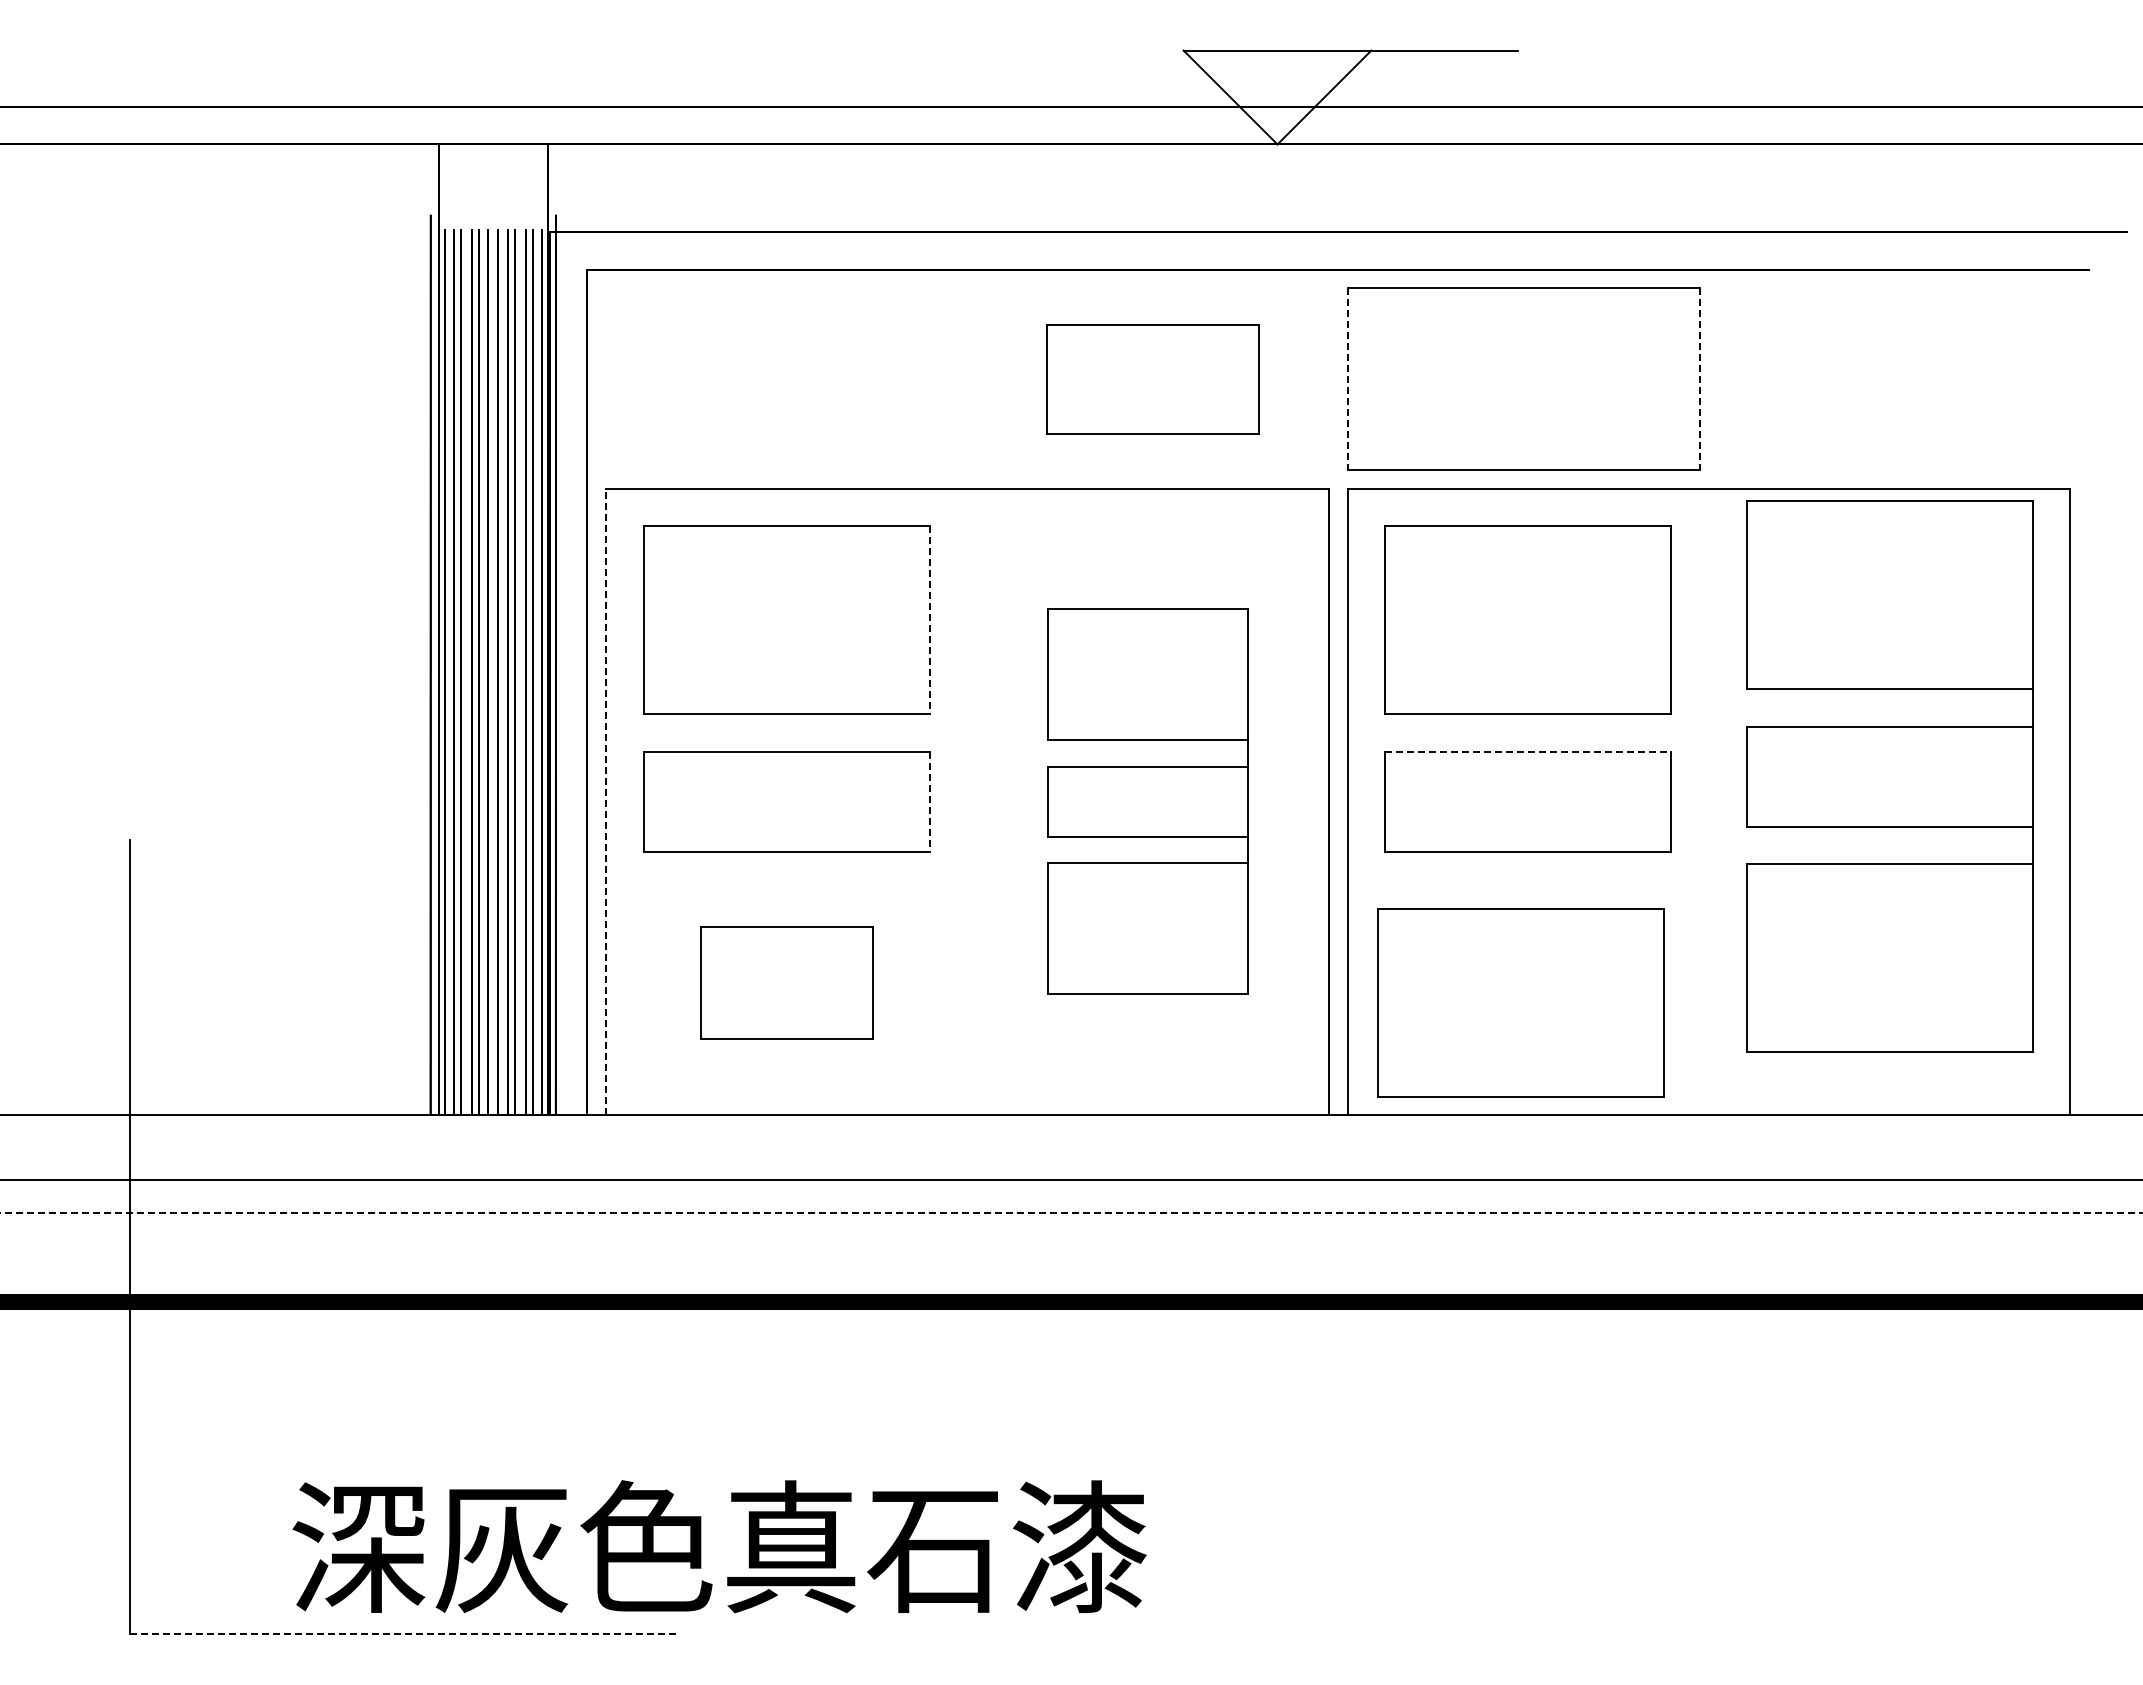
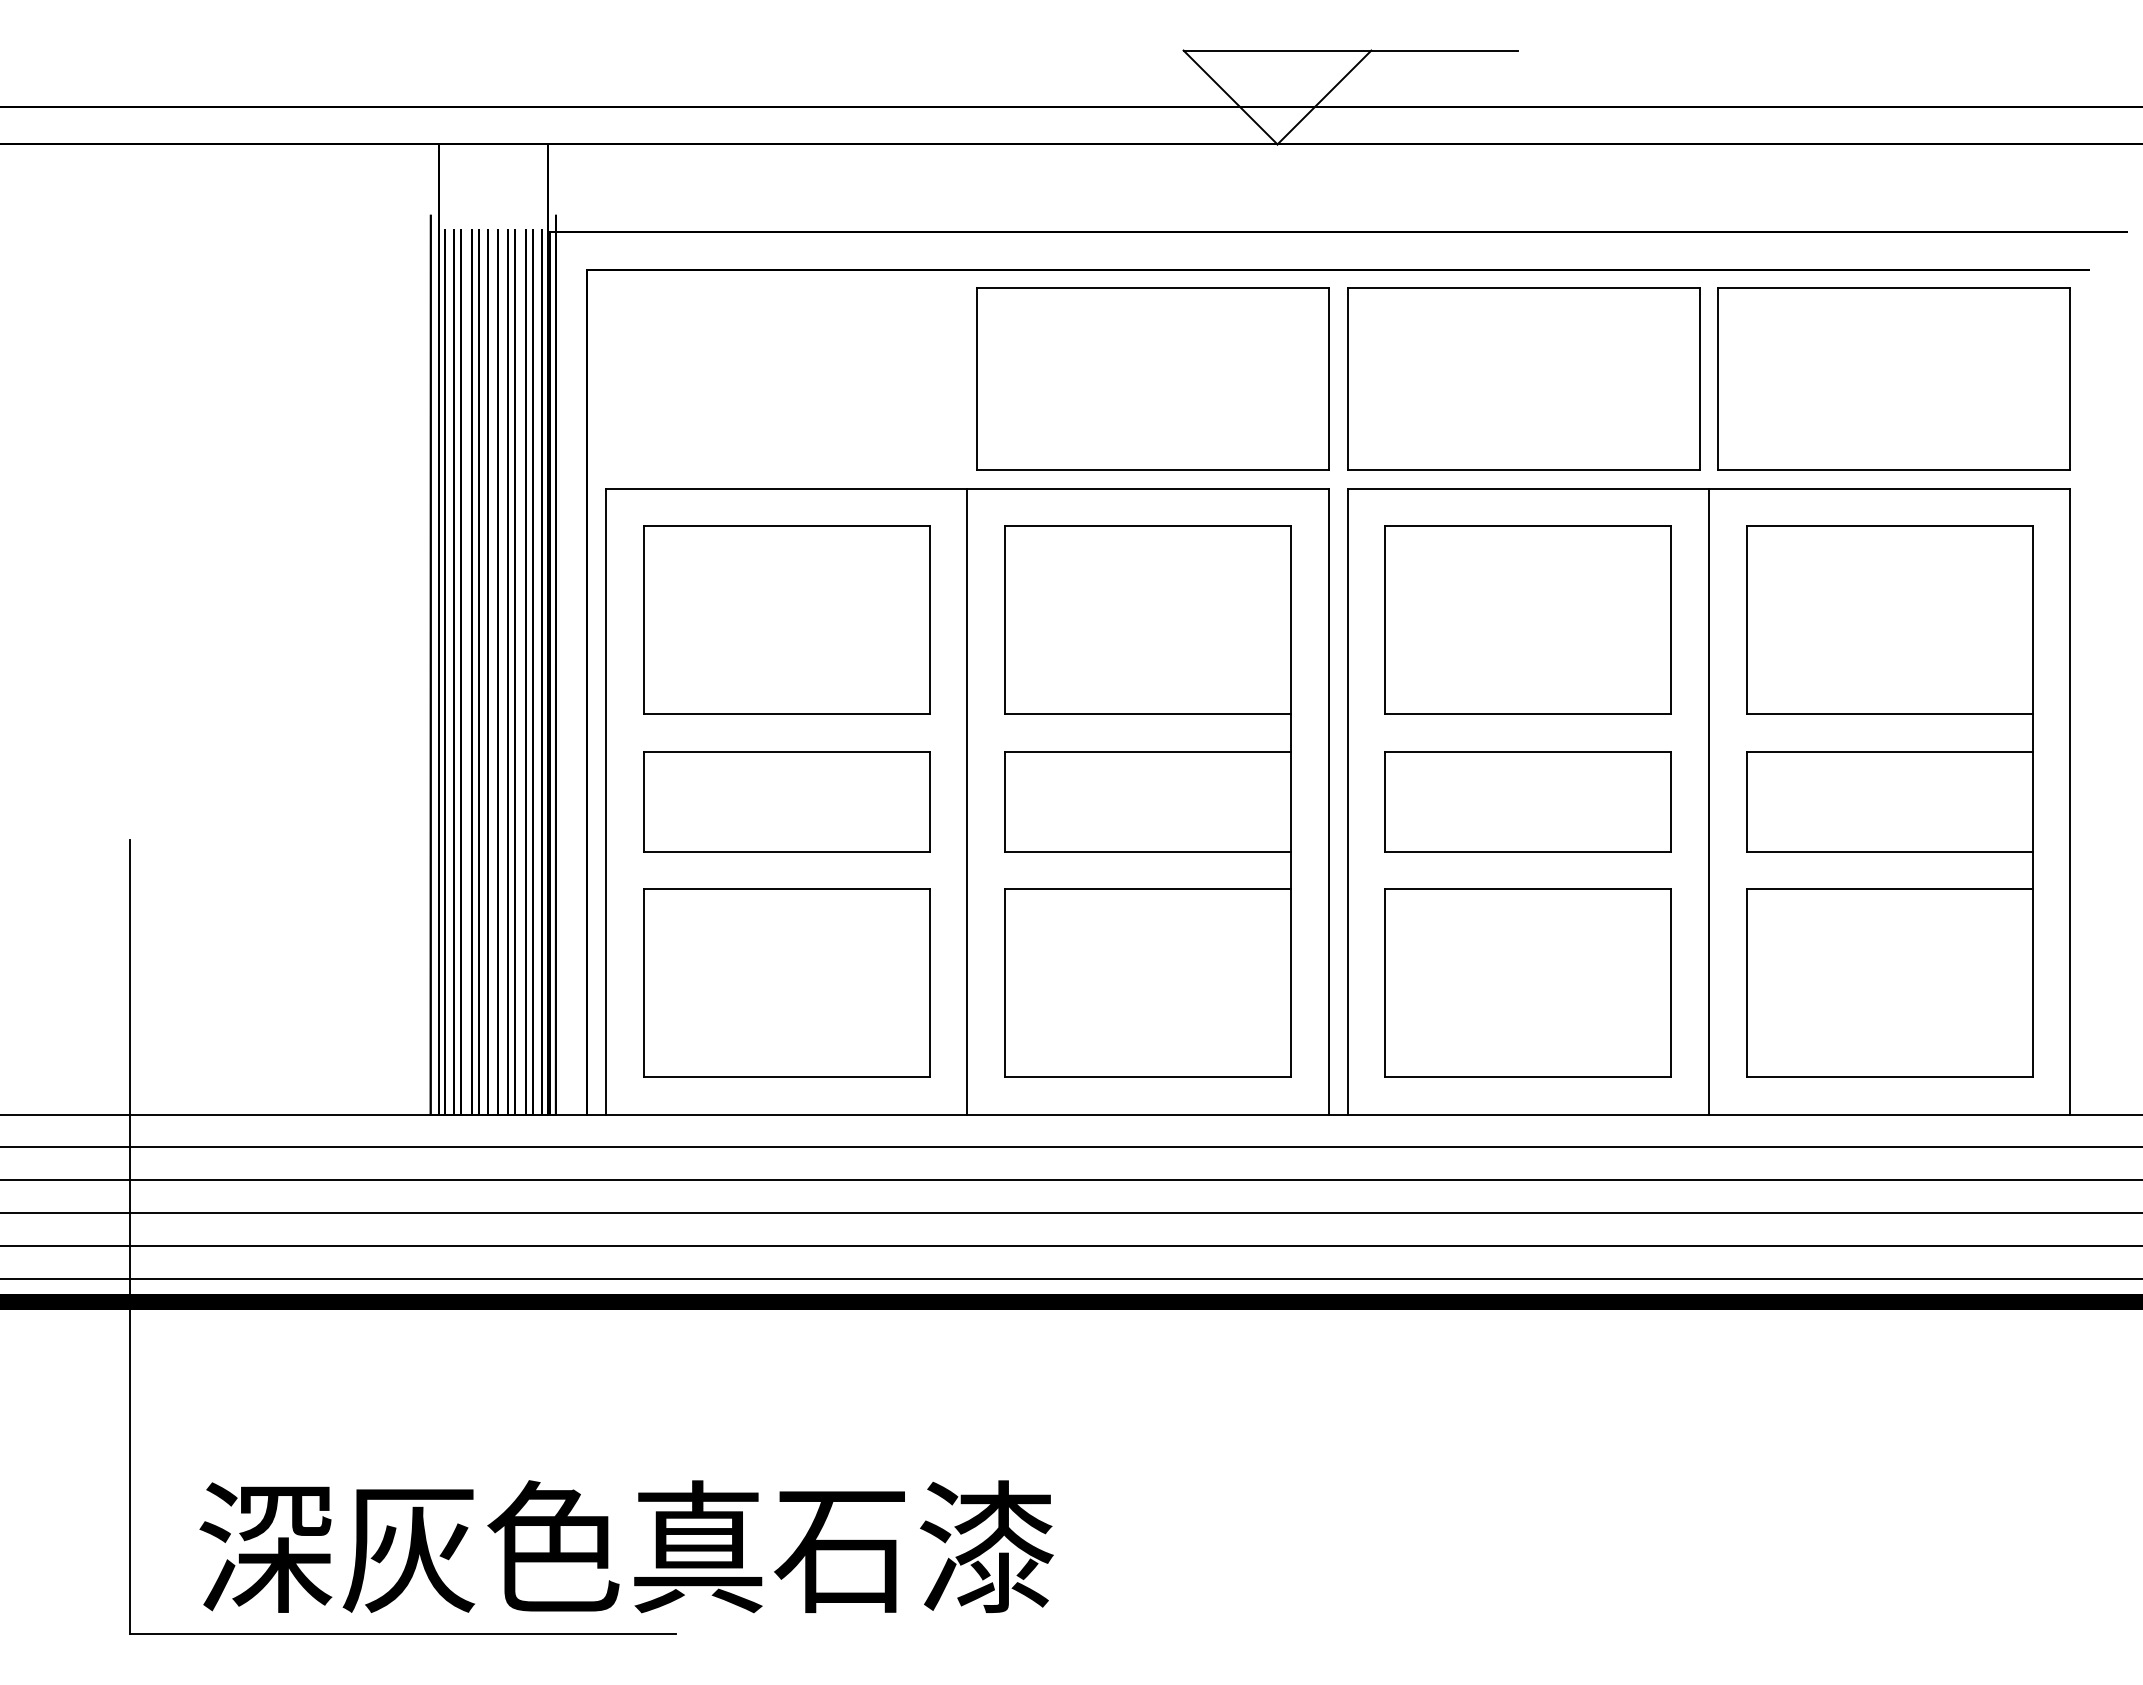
part: none -> present (1893, 378)
part size: 214x111 px -> 354x184 px (1152, 378)
line: dashed -> solid (1347, 379)
line: dashed -> solid (1699, 379)
line: dashed -> solid (929, 620)
line: dashed -> solid (1528, 751)
part position: (1889, 776) -> (1889, 801) (1889, 801)
line: dashed -> solid (605, 801)
line: none -> present (967, 801)
part size: 202x387 px -> 288x553 px (1147, 801)
line: none -> present (1709, 801)
line: dashed -> solid (929, 802)
part size: 174x114 px -> 288x190 px (786, 982)
part position: (1520, 1002) -> (1527, 982) (1527, 982)
line: none -> present (1070, 1147)
line: dashed -> solid (1071, 1213)
line: none -> present (1070, 1245)
line: none -> present (1070, 1278)
text position: (719, 1546) -> (626, 1546) (626, 1546)
line: dashed -> solid (403, 1634)
